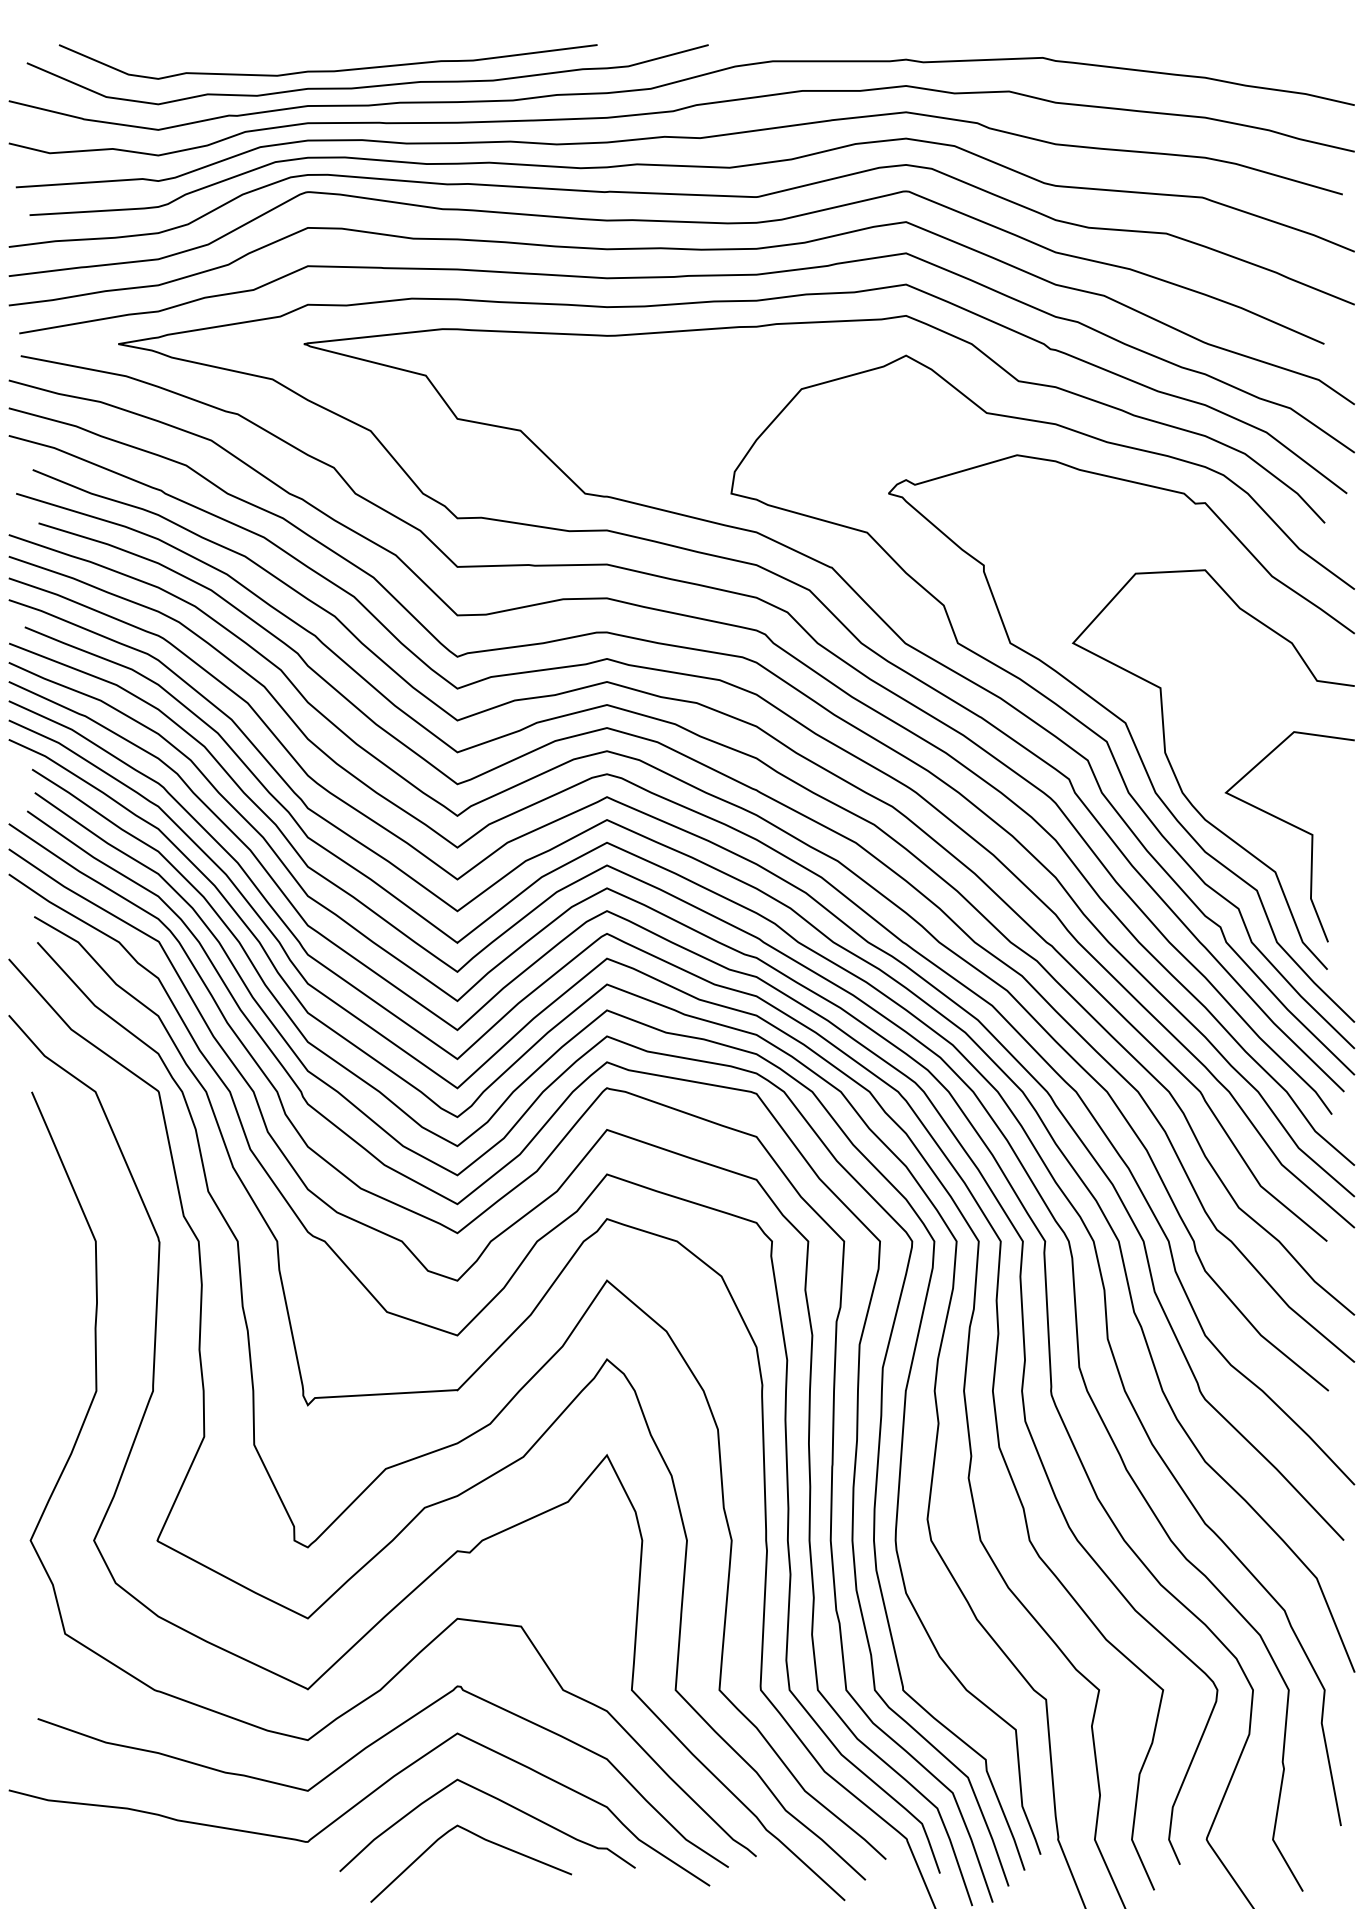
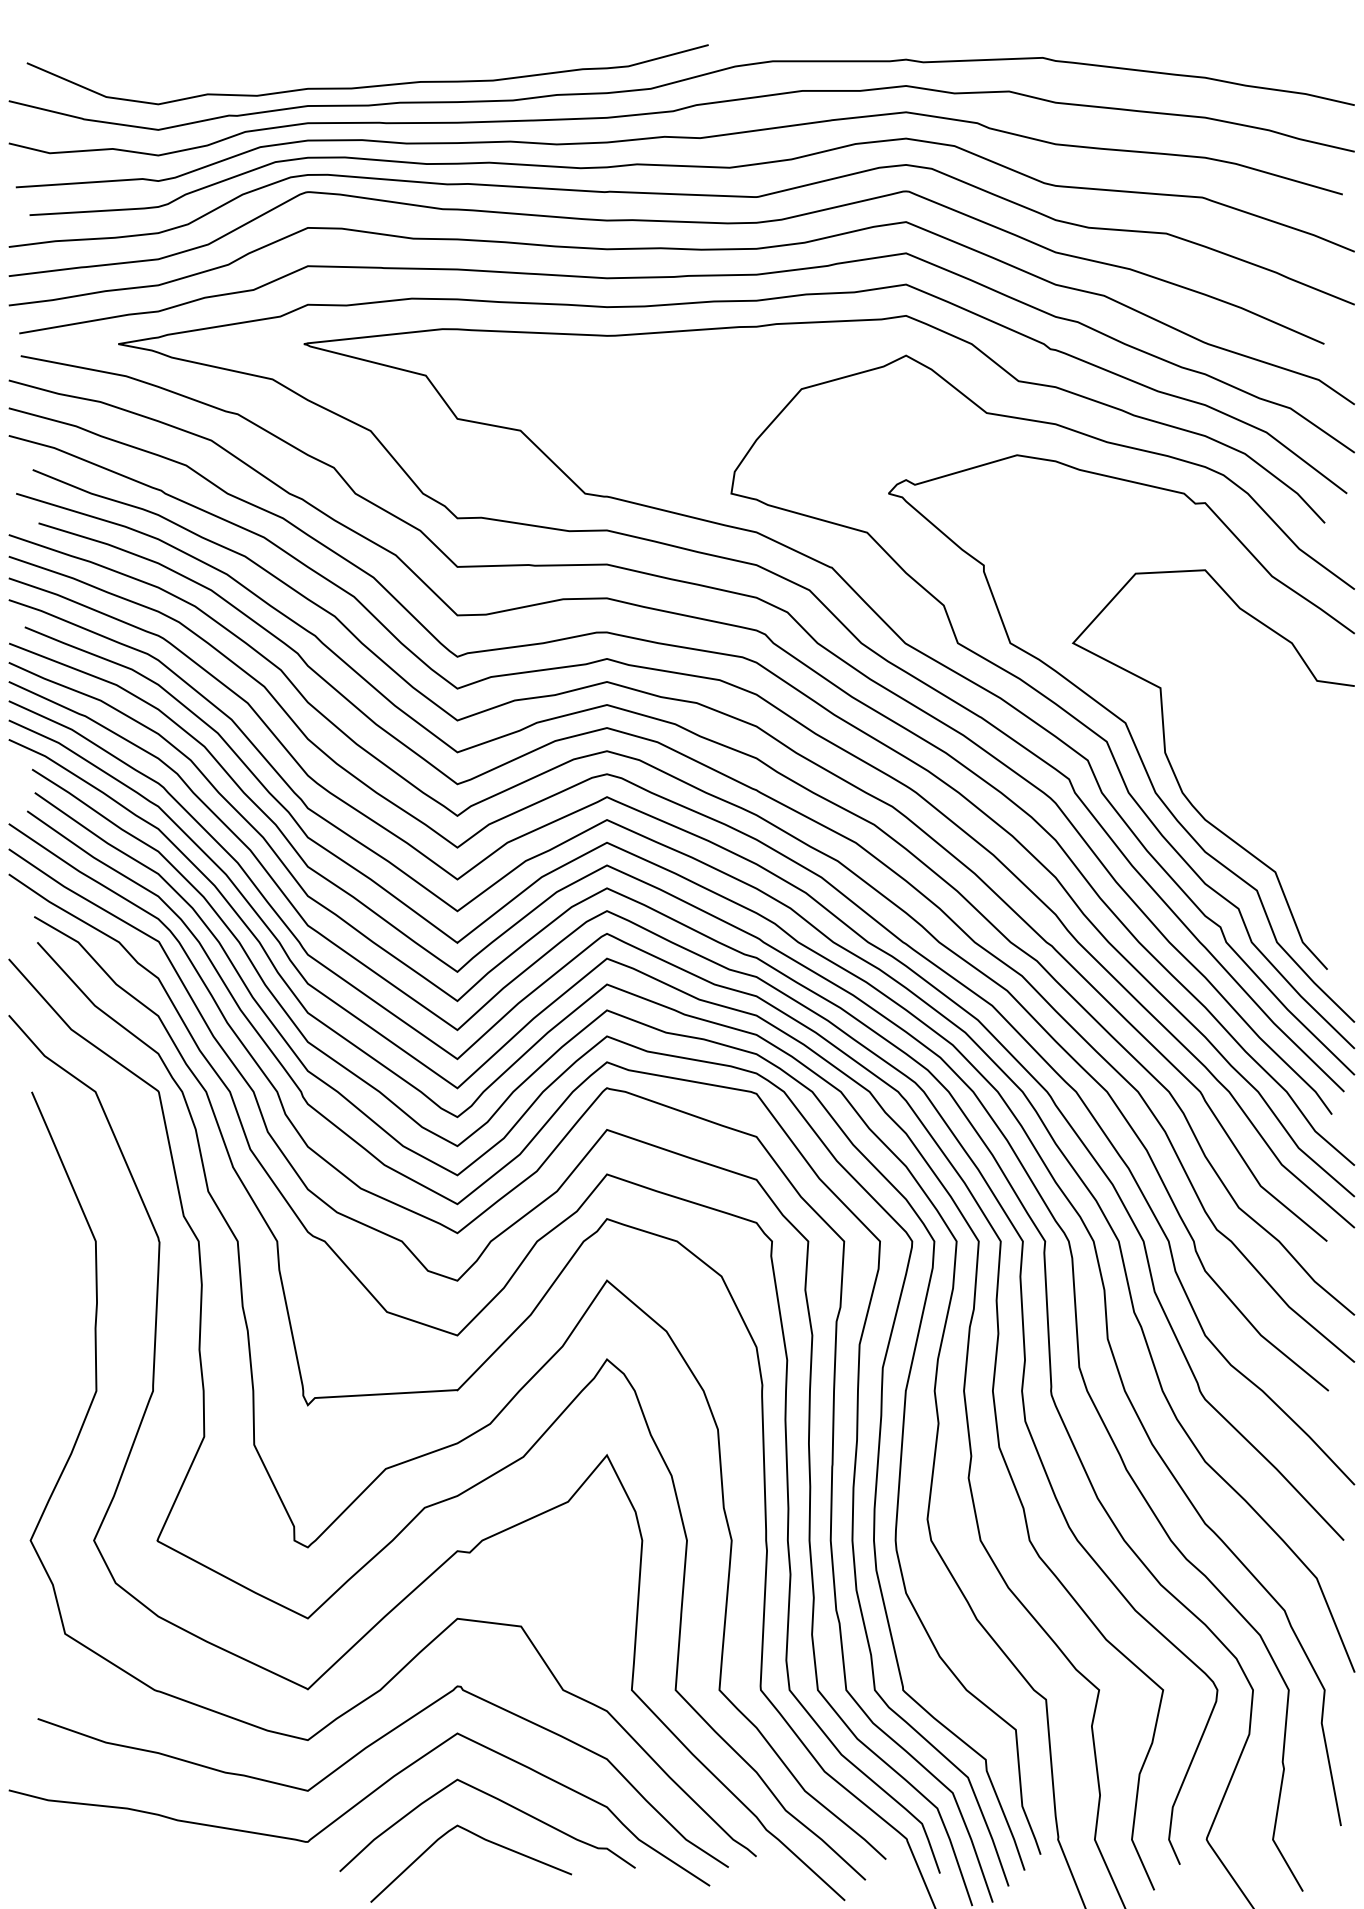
curve: present -> none (327, 70)
curve: present -> none (1294, 827)
